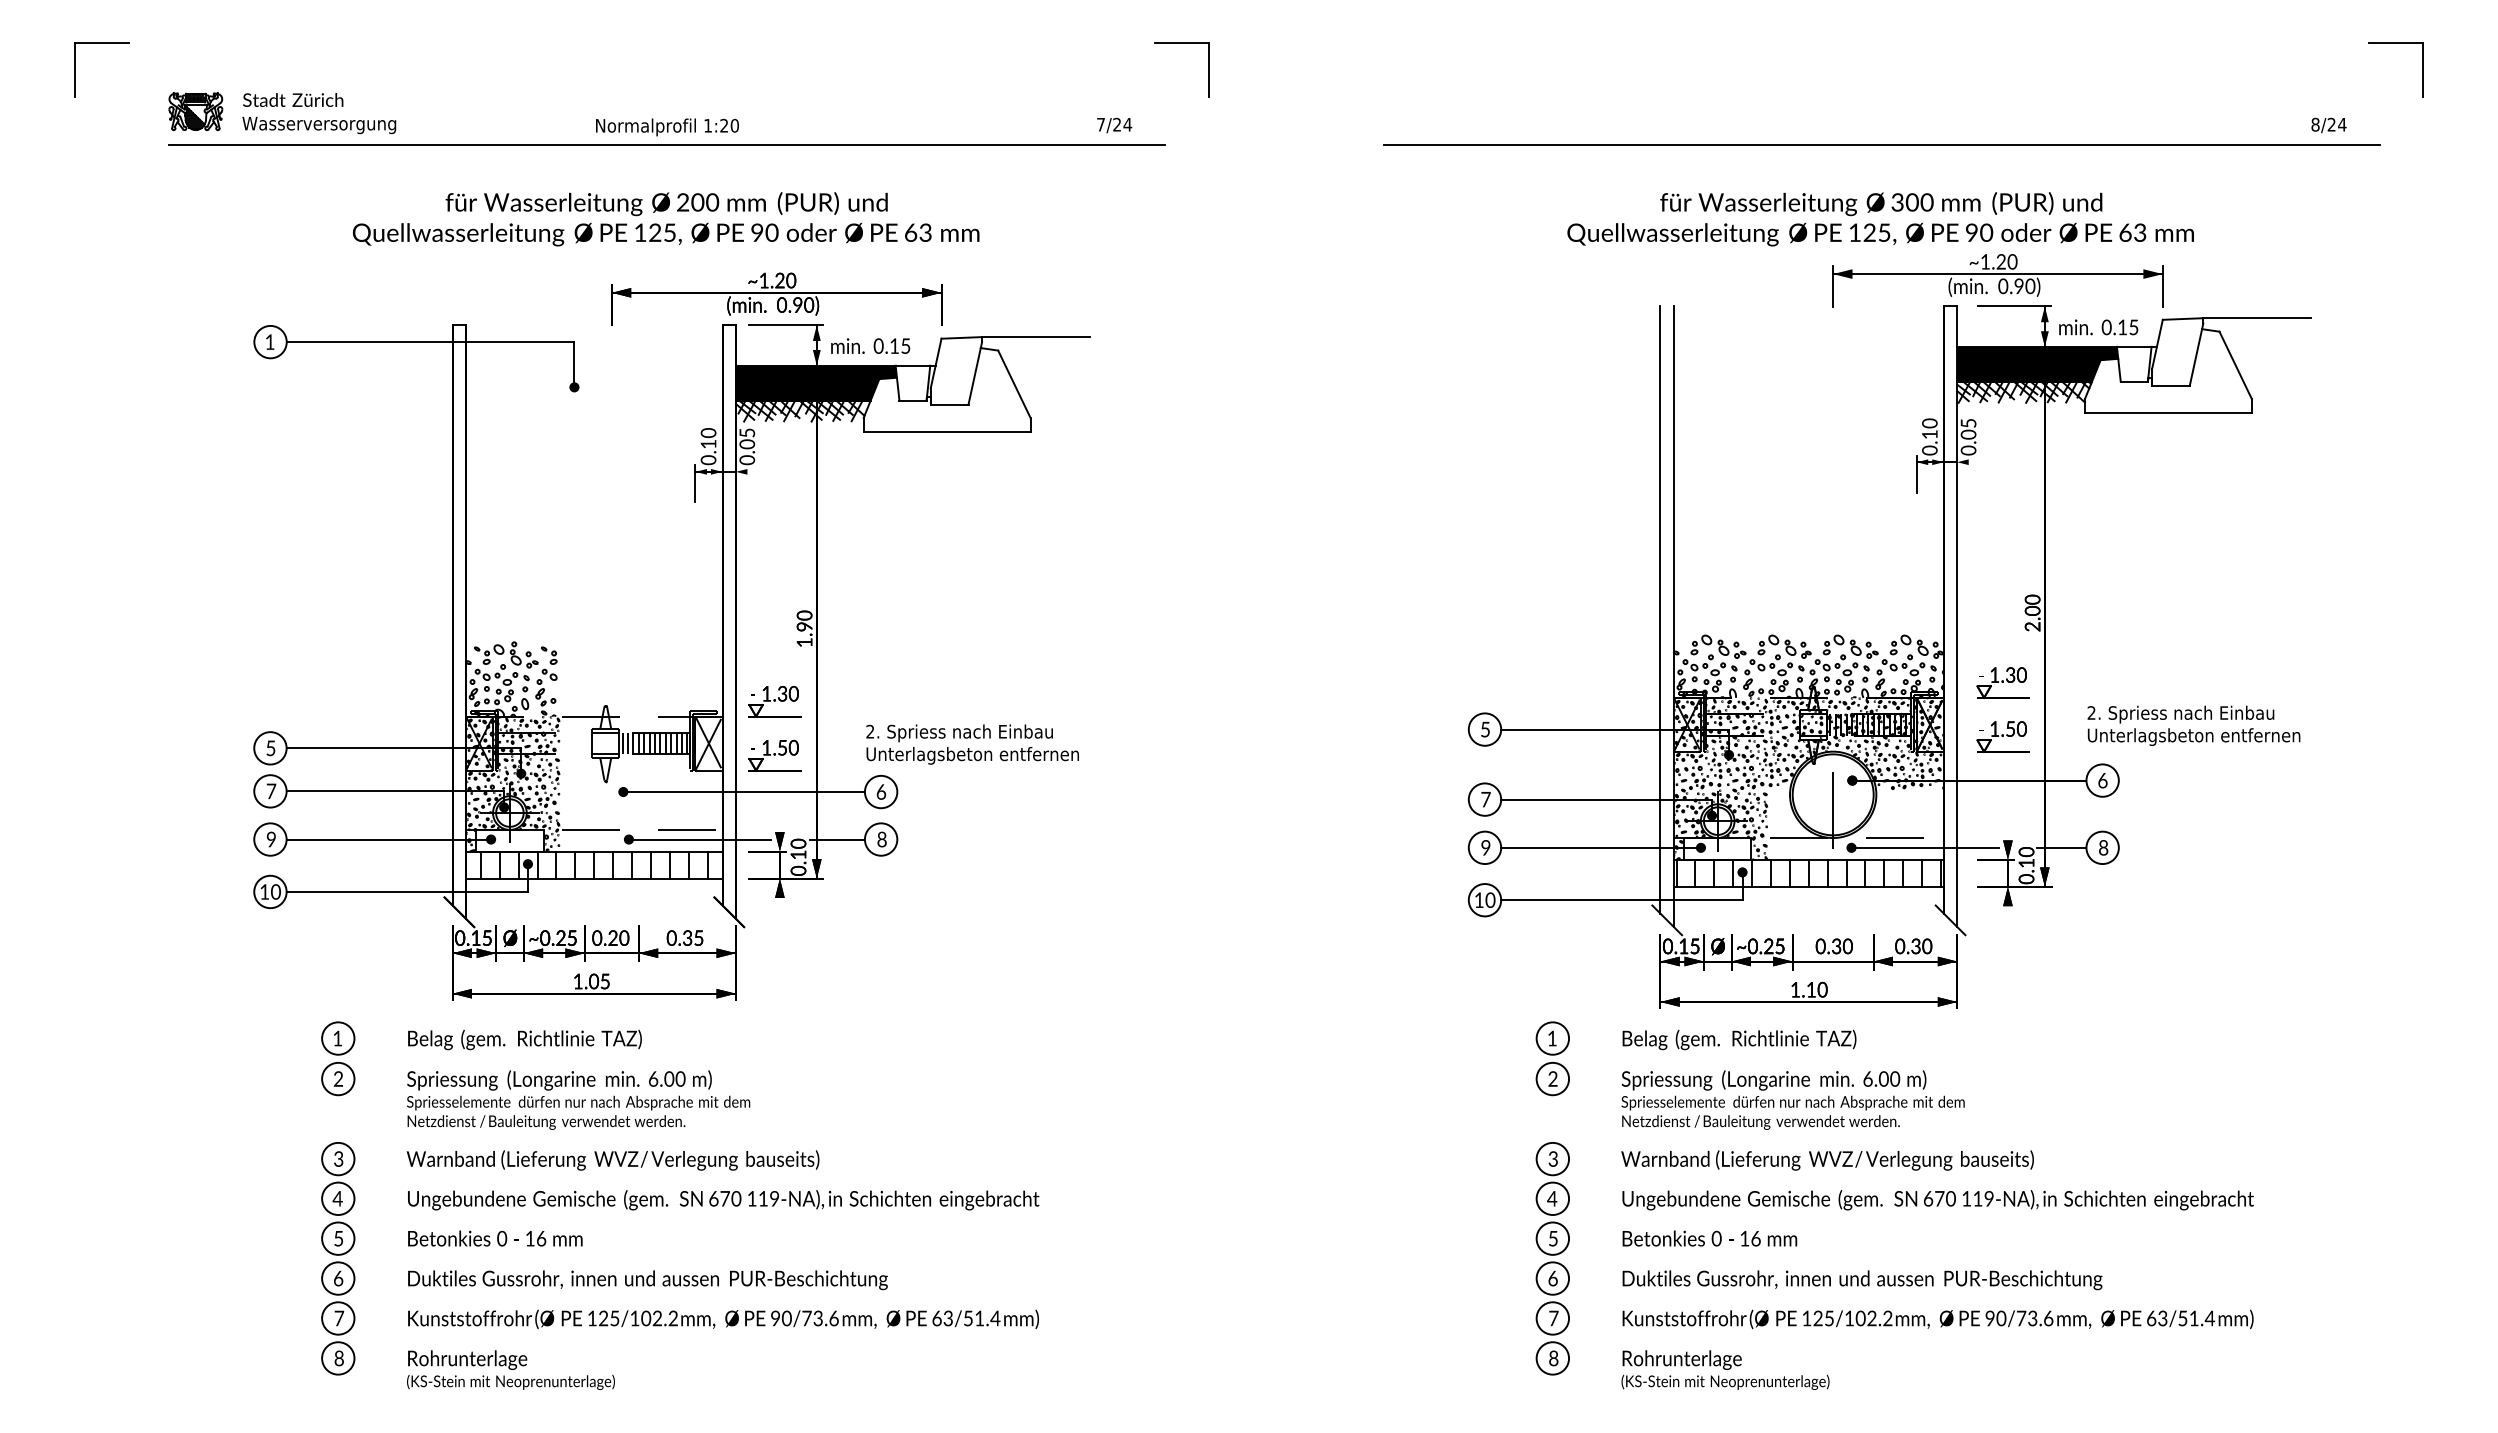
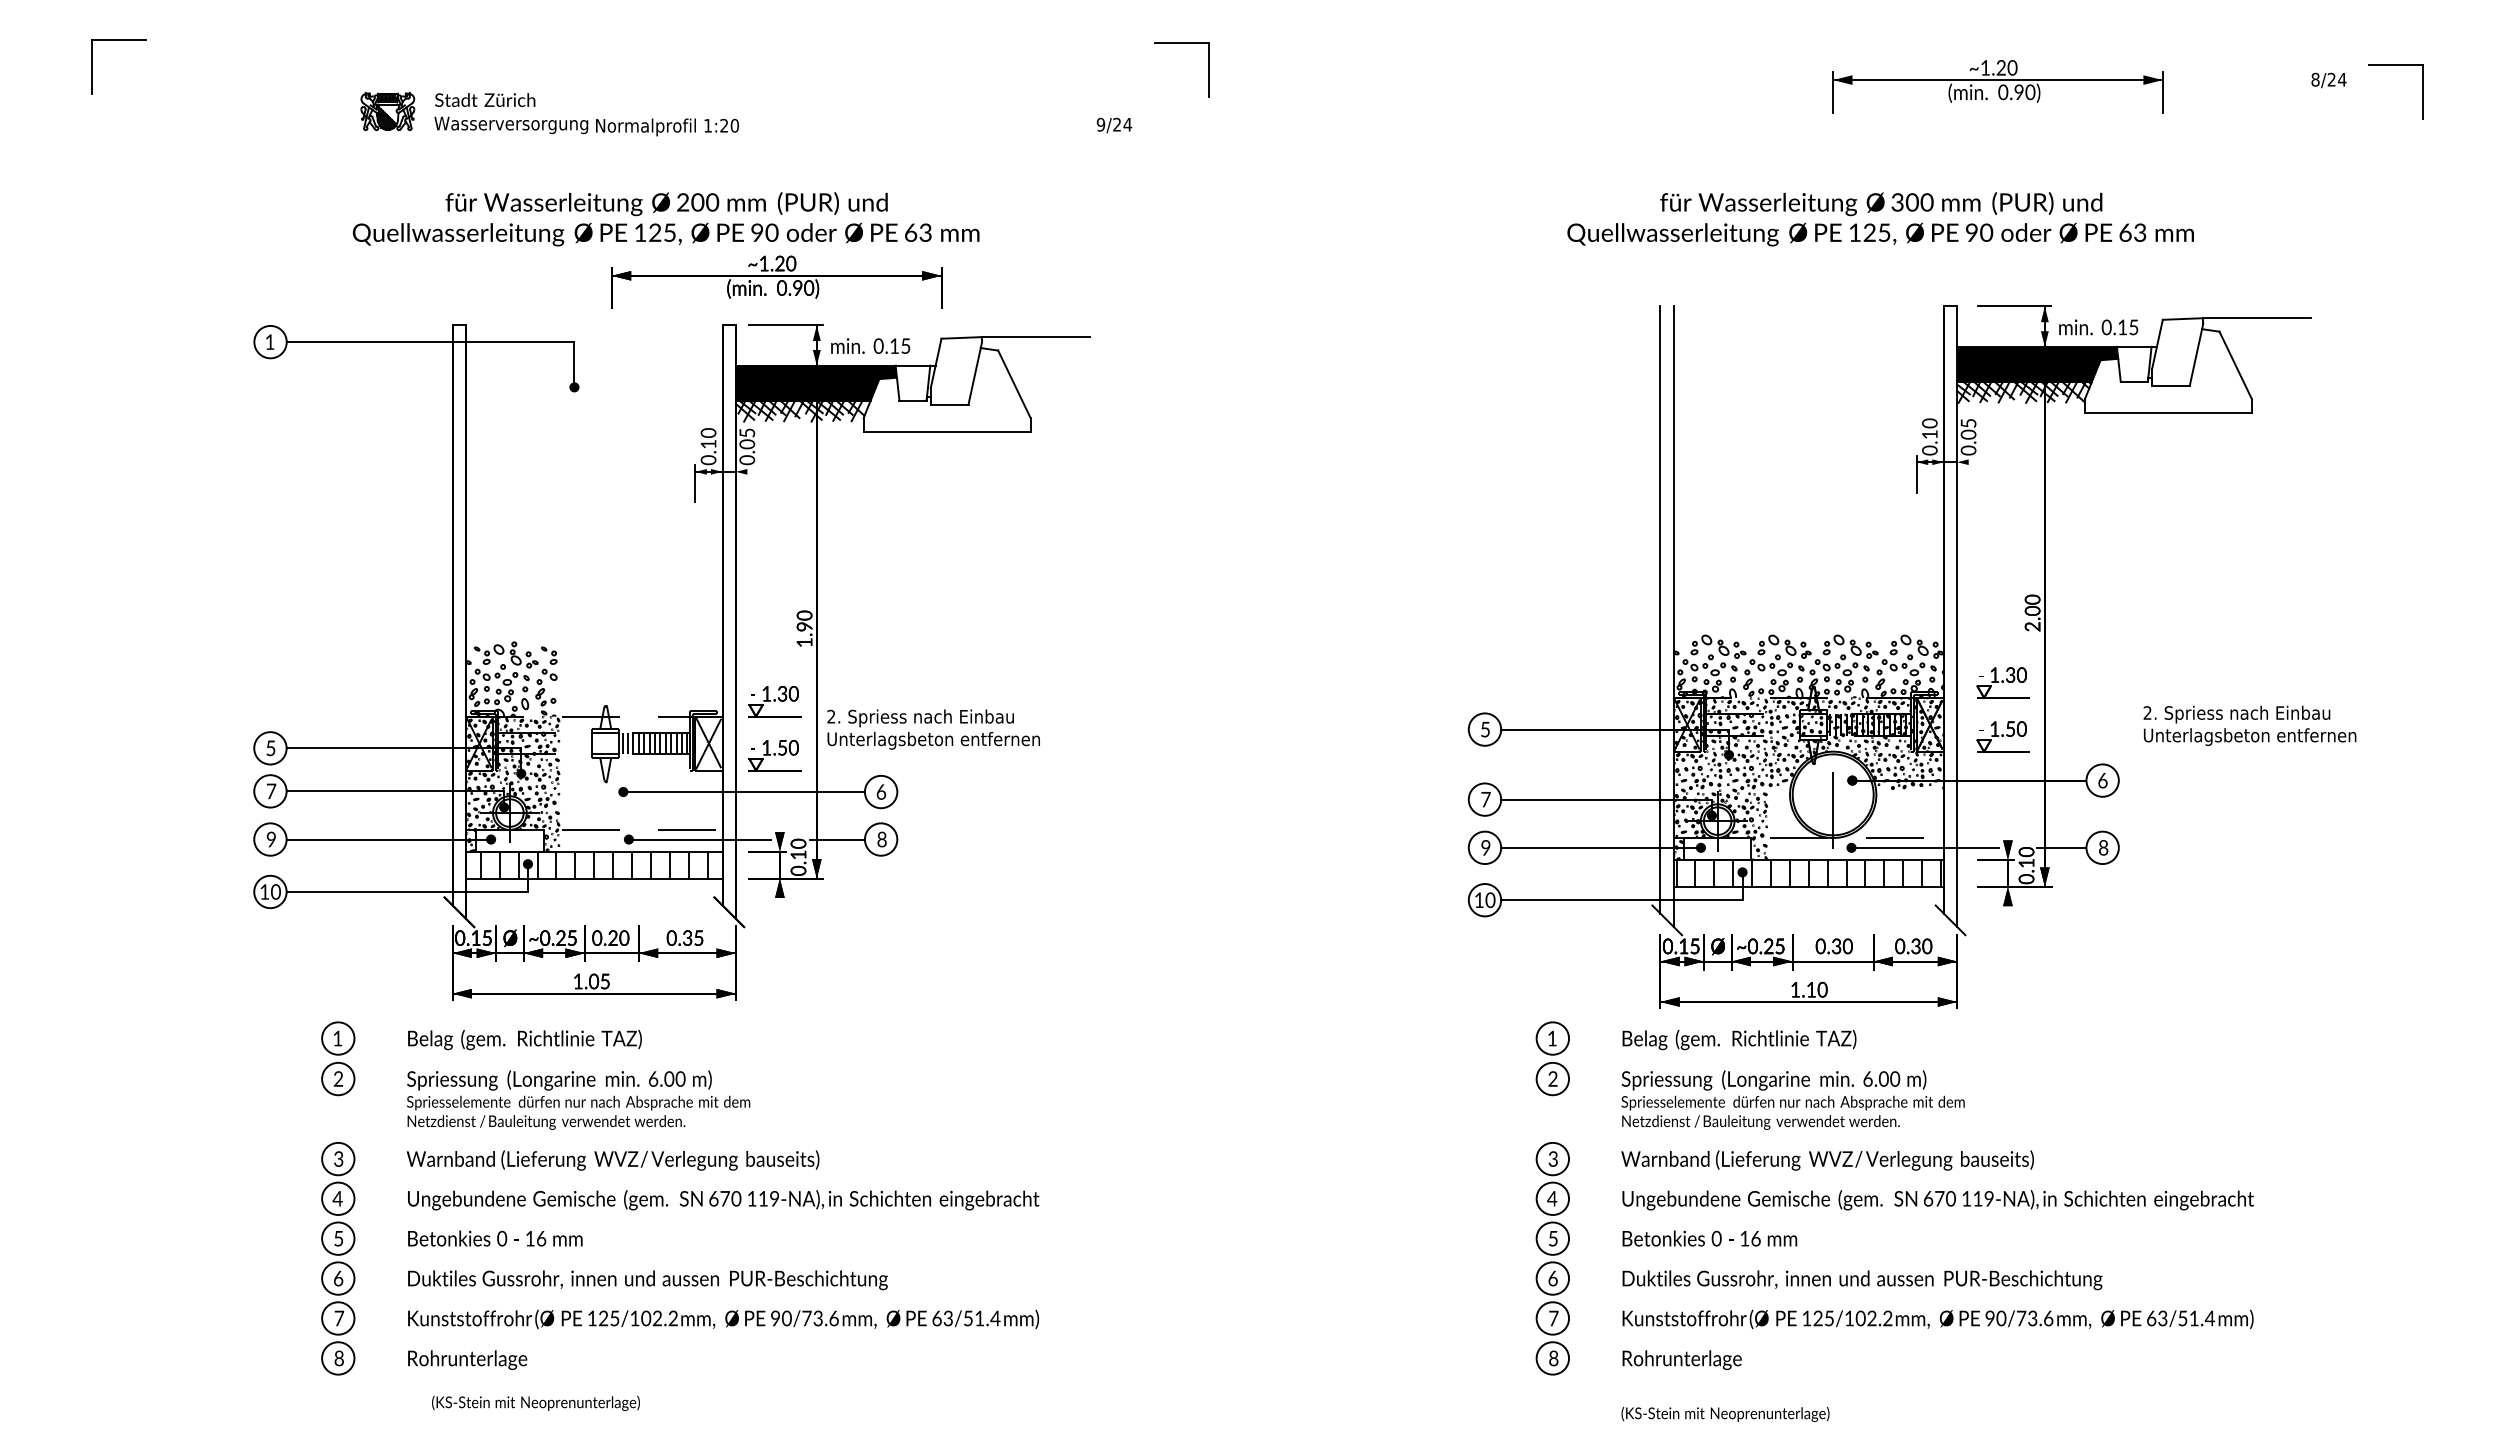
part position: (101, 43) -> (118, 40) (118, 40)
part position: (2395, 43) -> (2395, 65) (2395, 65)
part position: (282, 106) -> (474, 106) (474, 106)
text: 7/24 -> 9/24 (1100, 124)
text position: (2328, 125) -> (2328, 80) (2328, 80)
line: present -> none (667, 145)
line: present -> none (1881, 145)
part position: (1997, 280) -> (1997, 86) (1997, 86)
part position: (776, 298) -> (776, 281) (776, 281)
text position: (2193, 725) -> (2249, 725) (2249, 725)
text position: (972, 744) -> (933, 729) (933, 729)
text position: (1725, 1381) -> (1725, 1413) (1725, 1413)
text position: (510, 1382) -> (535, 1403) (535, 1403)
